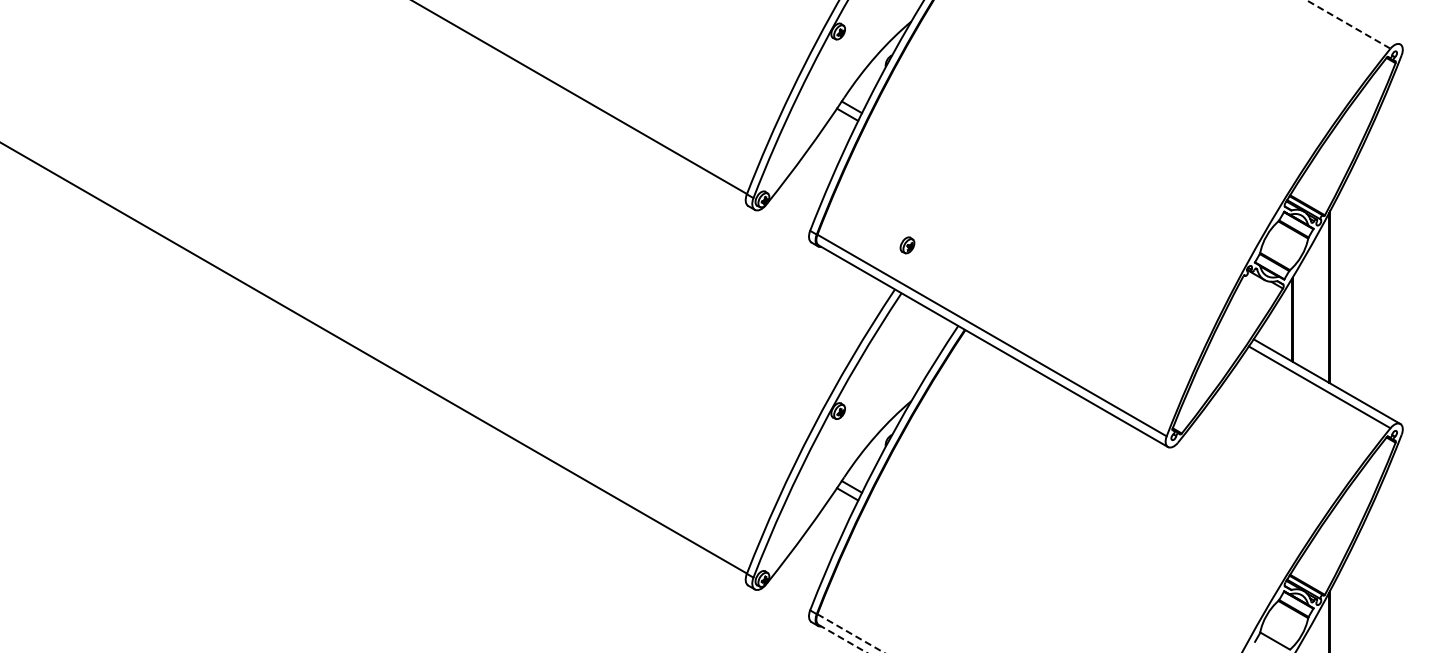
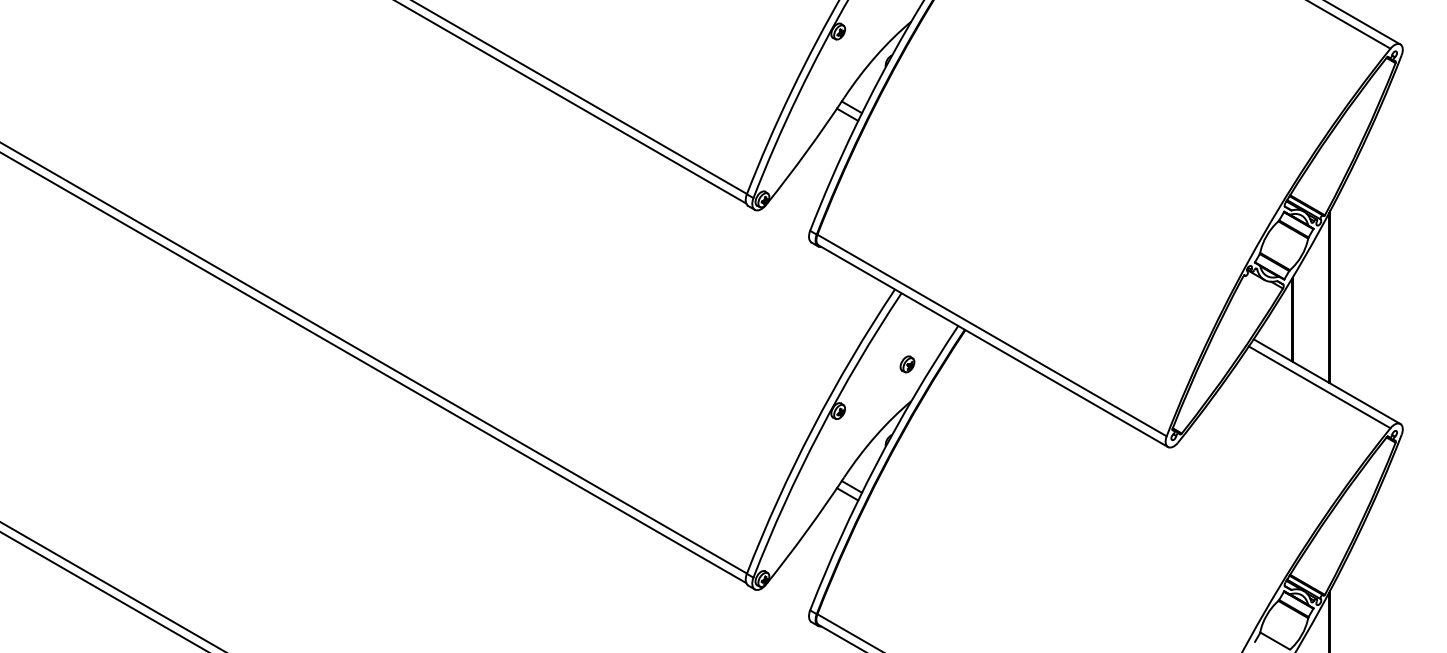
line: none -> present (1363, 23)
line: dashed -> solid (1349, 24)
line: none -> present (572, 102)
part position: (907, 245) -> (907, 364) (907, 364)
line: none -> present (374, 368)
line: none -> present (111, 586)
line: none -> present (102, 590)
line: dashed -> solid (851, 633)
line: dashed -> solid (842, 638)
